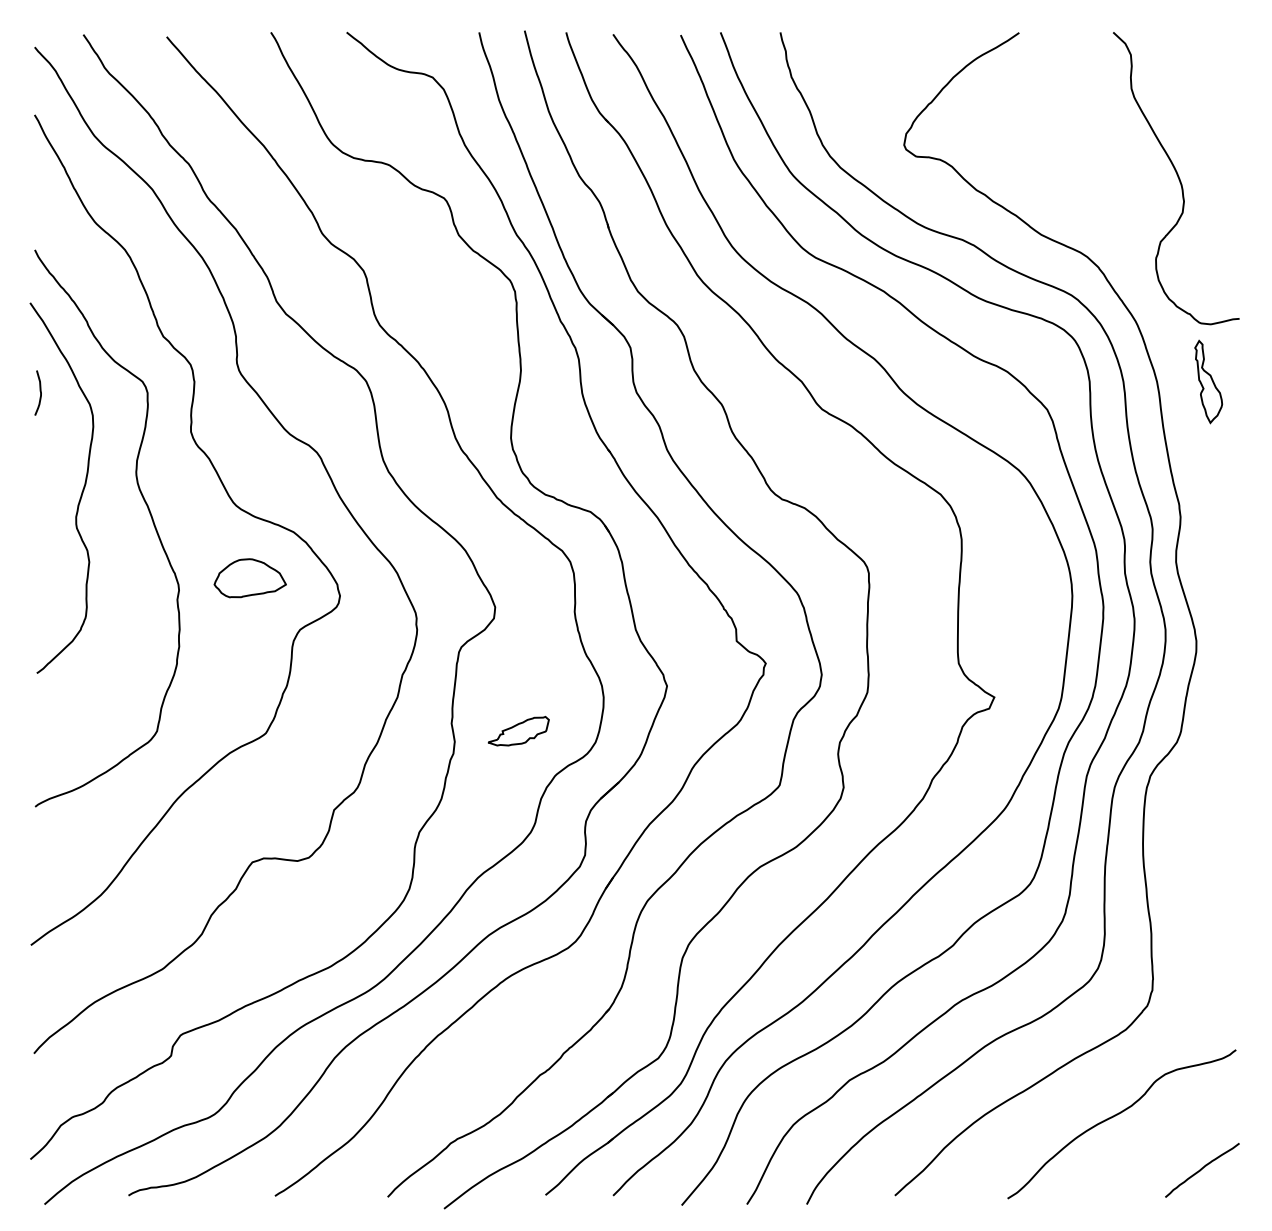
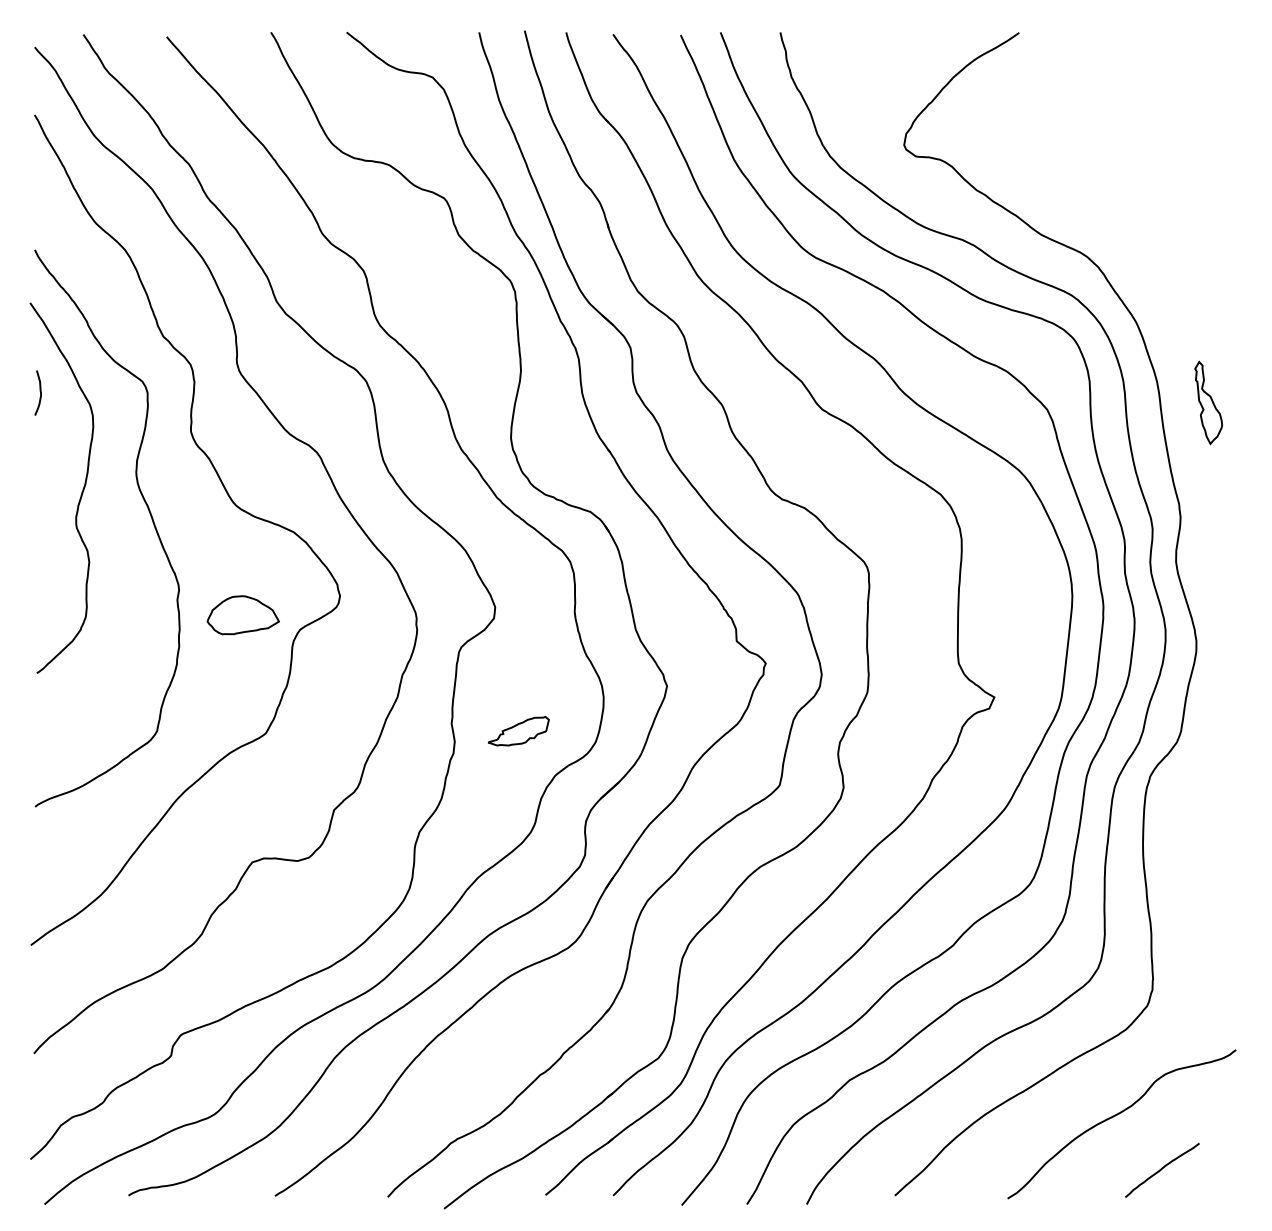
curve: present -> none (1177, 177)
part position: (1208, 381) -> (1208, 402) (1208, 402)
part position: (249, 578) -> (242, 615) (242, 615)
curve position: (1202, 1169) -> (1162, 1169) (1162, 1169)
